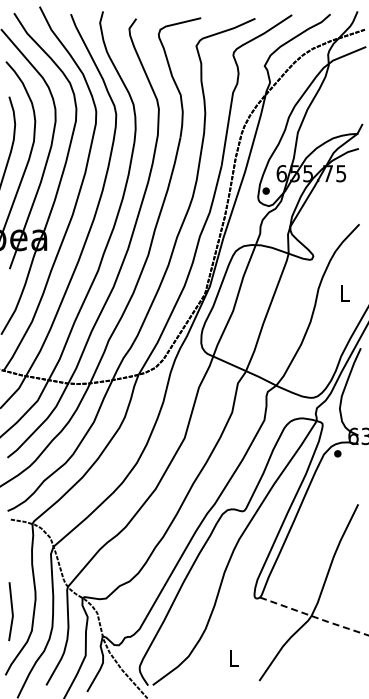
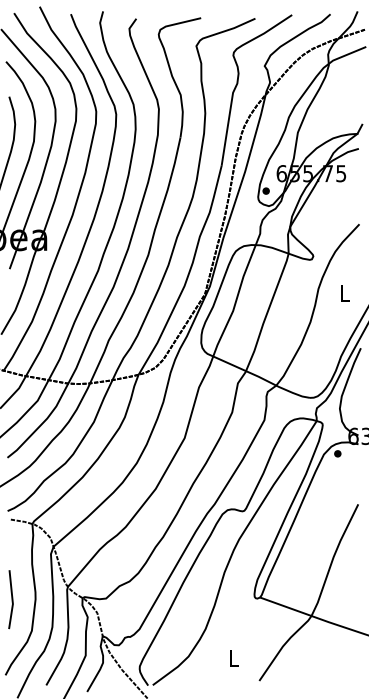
line position: (11, 611) -> (11, 599) (11, 599)
line: dashed -> solid (314, 617)
